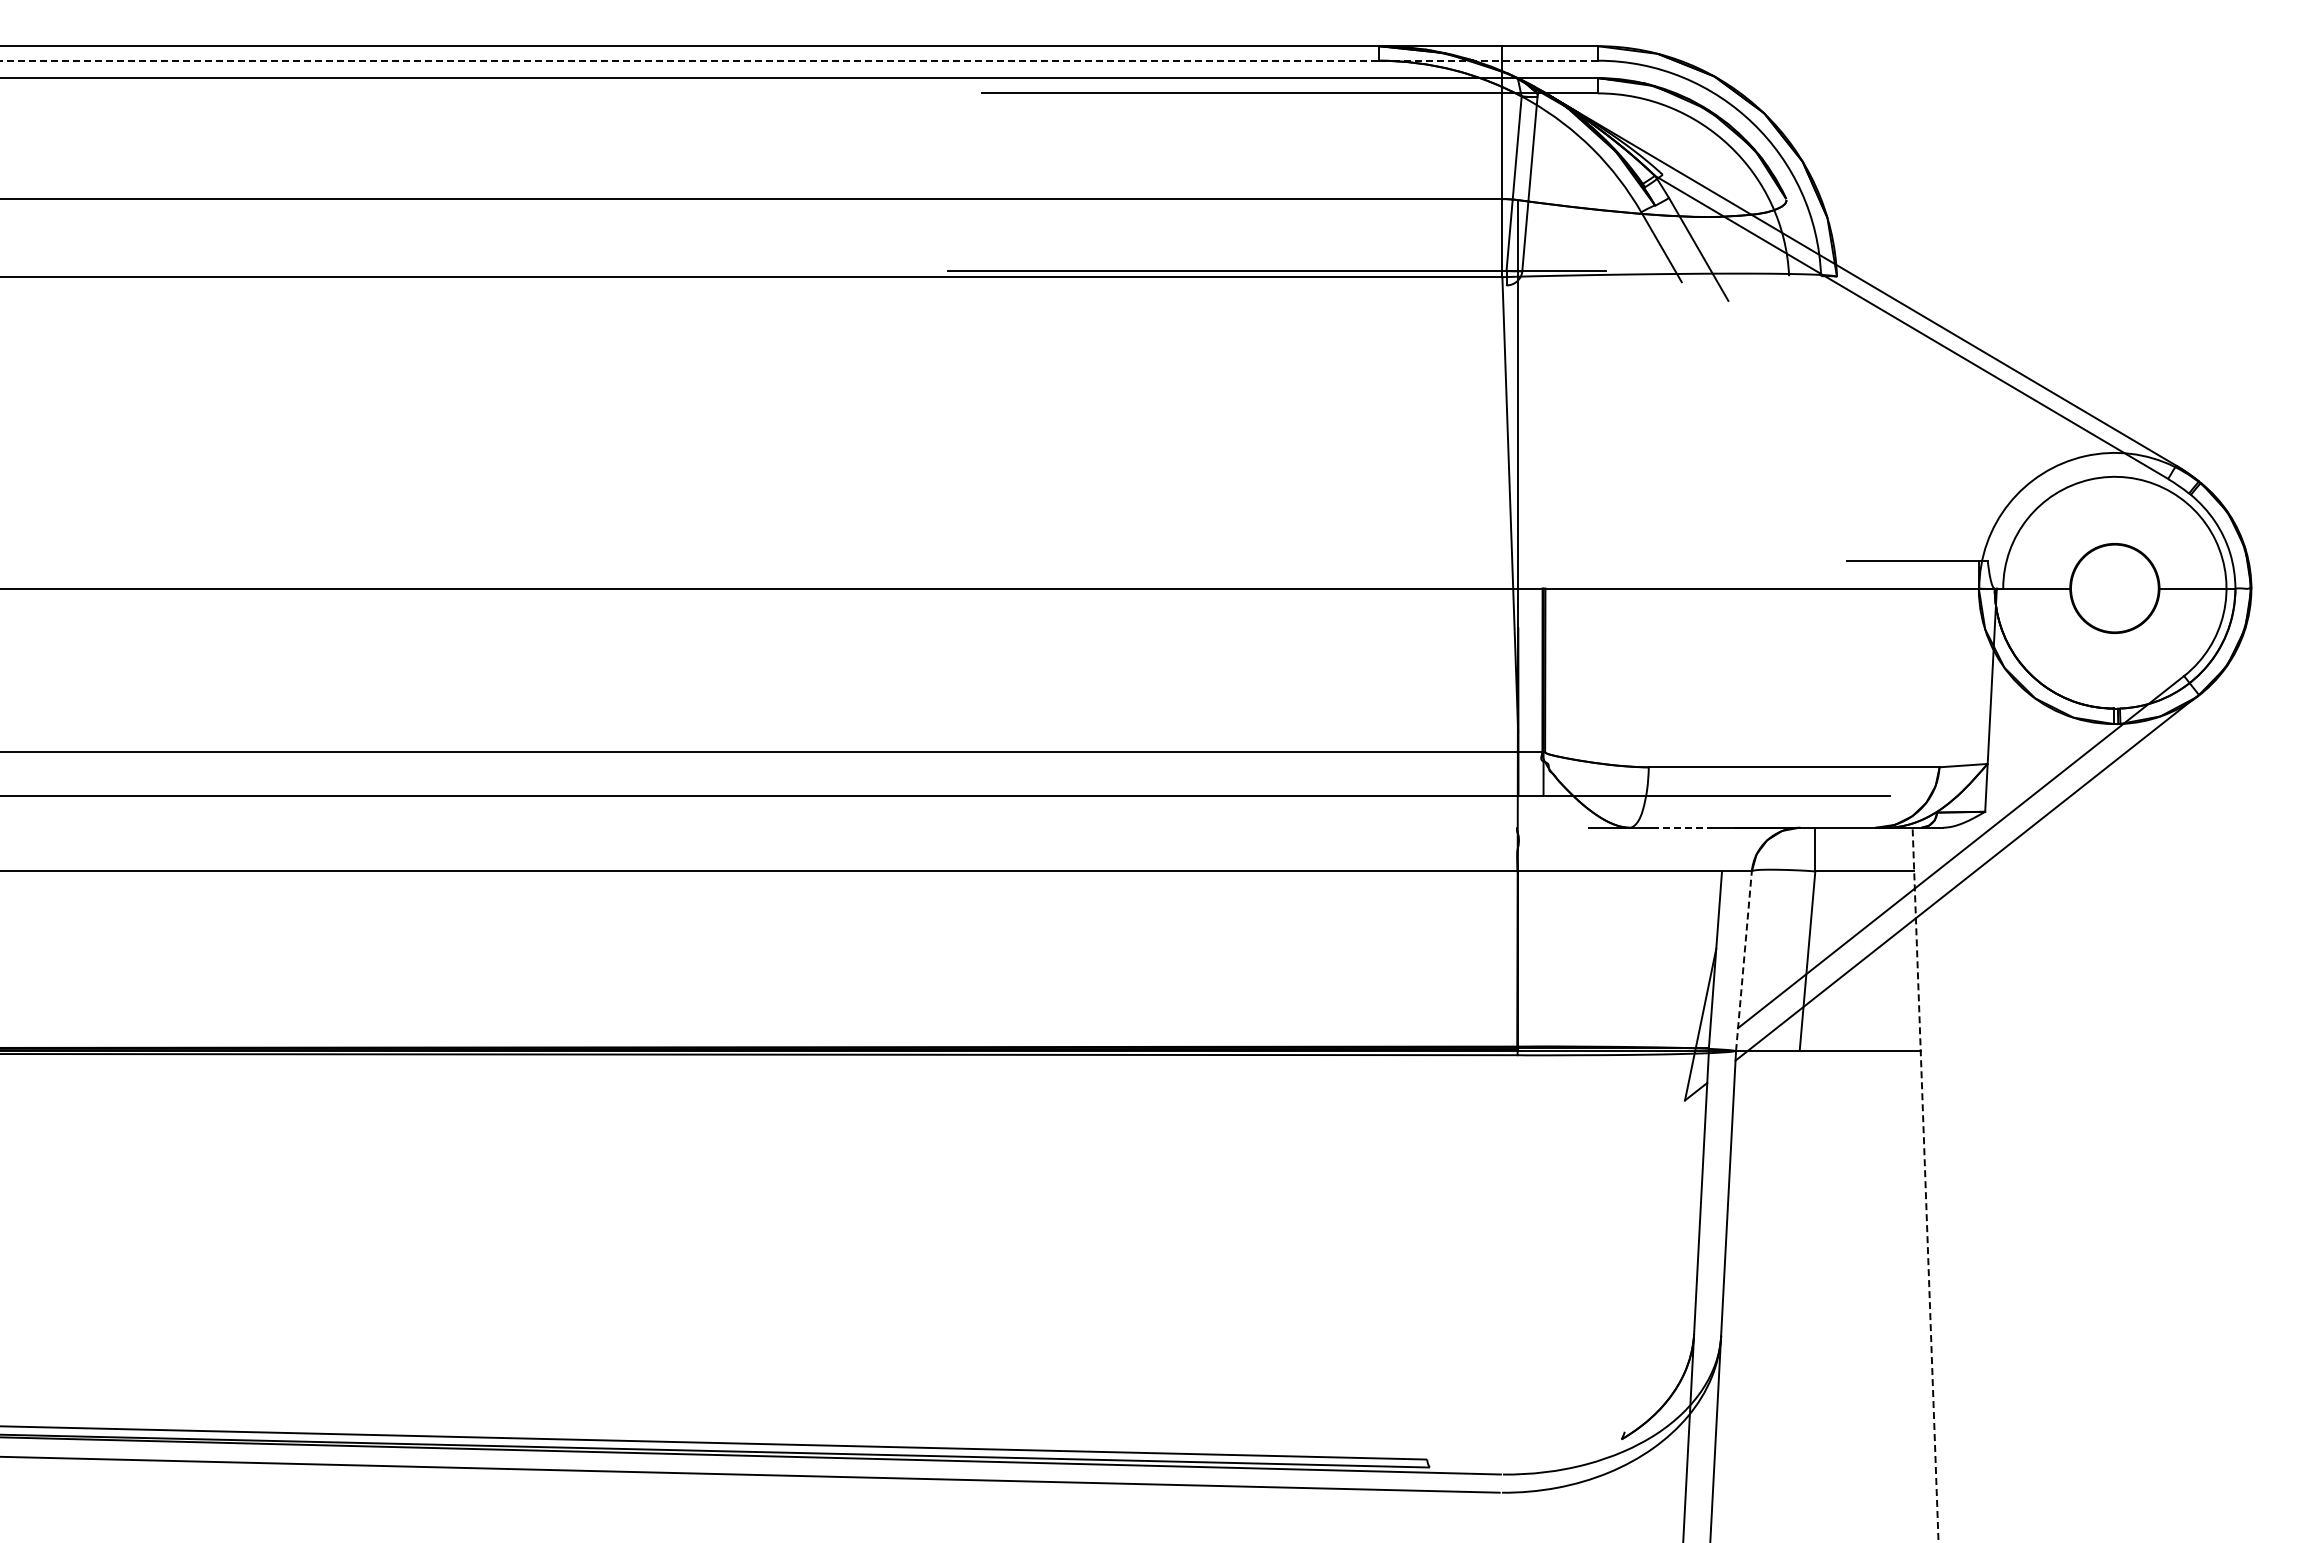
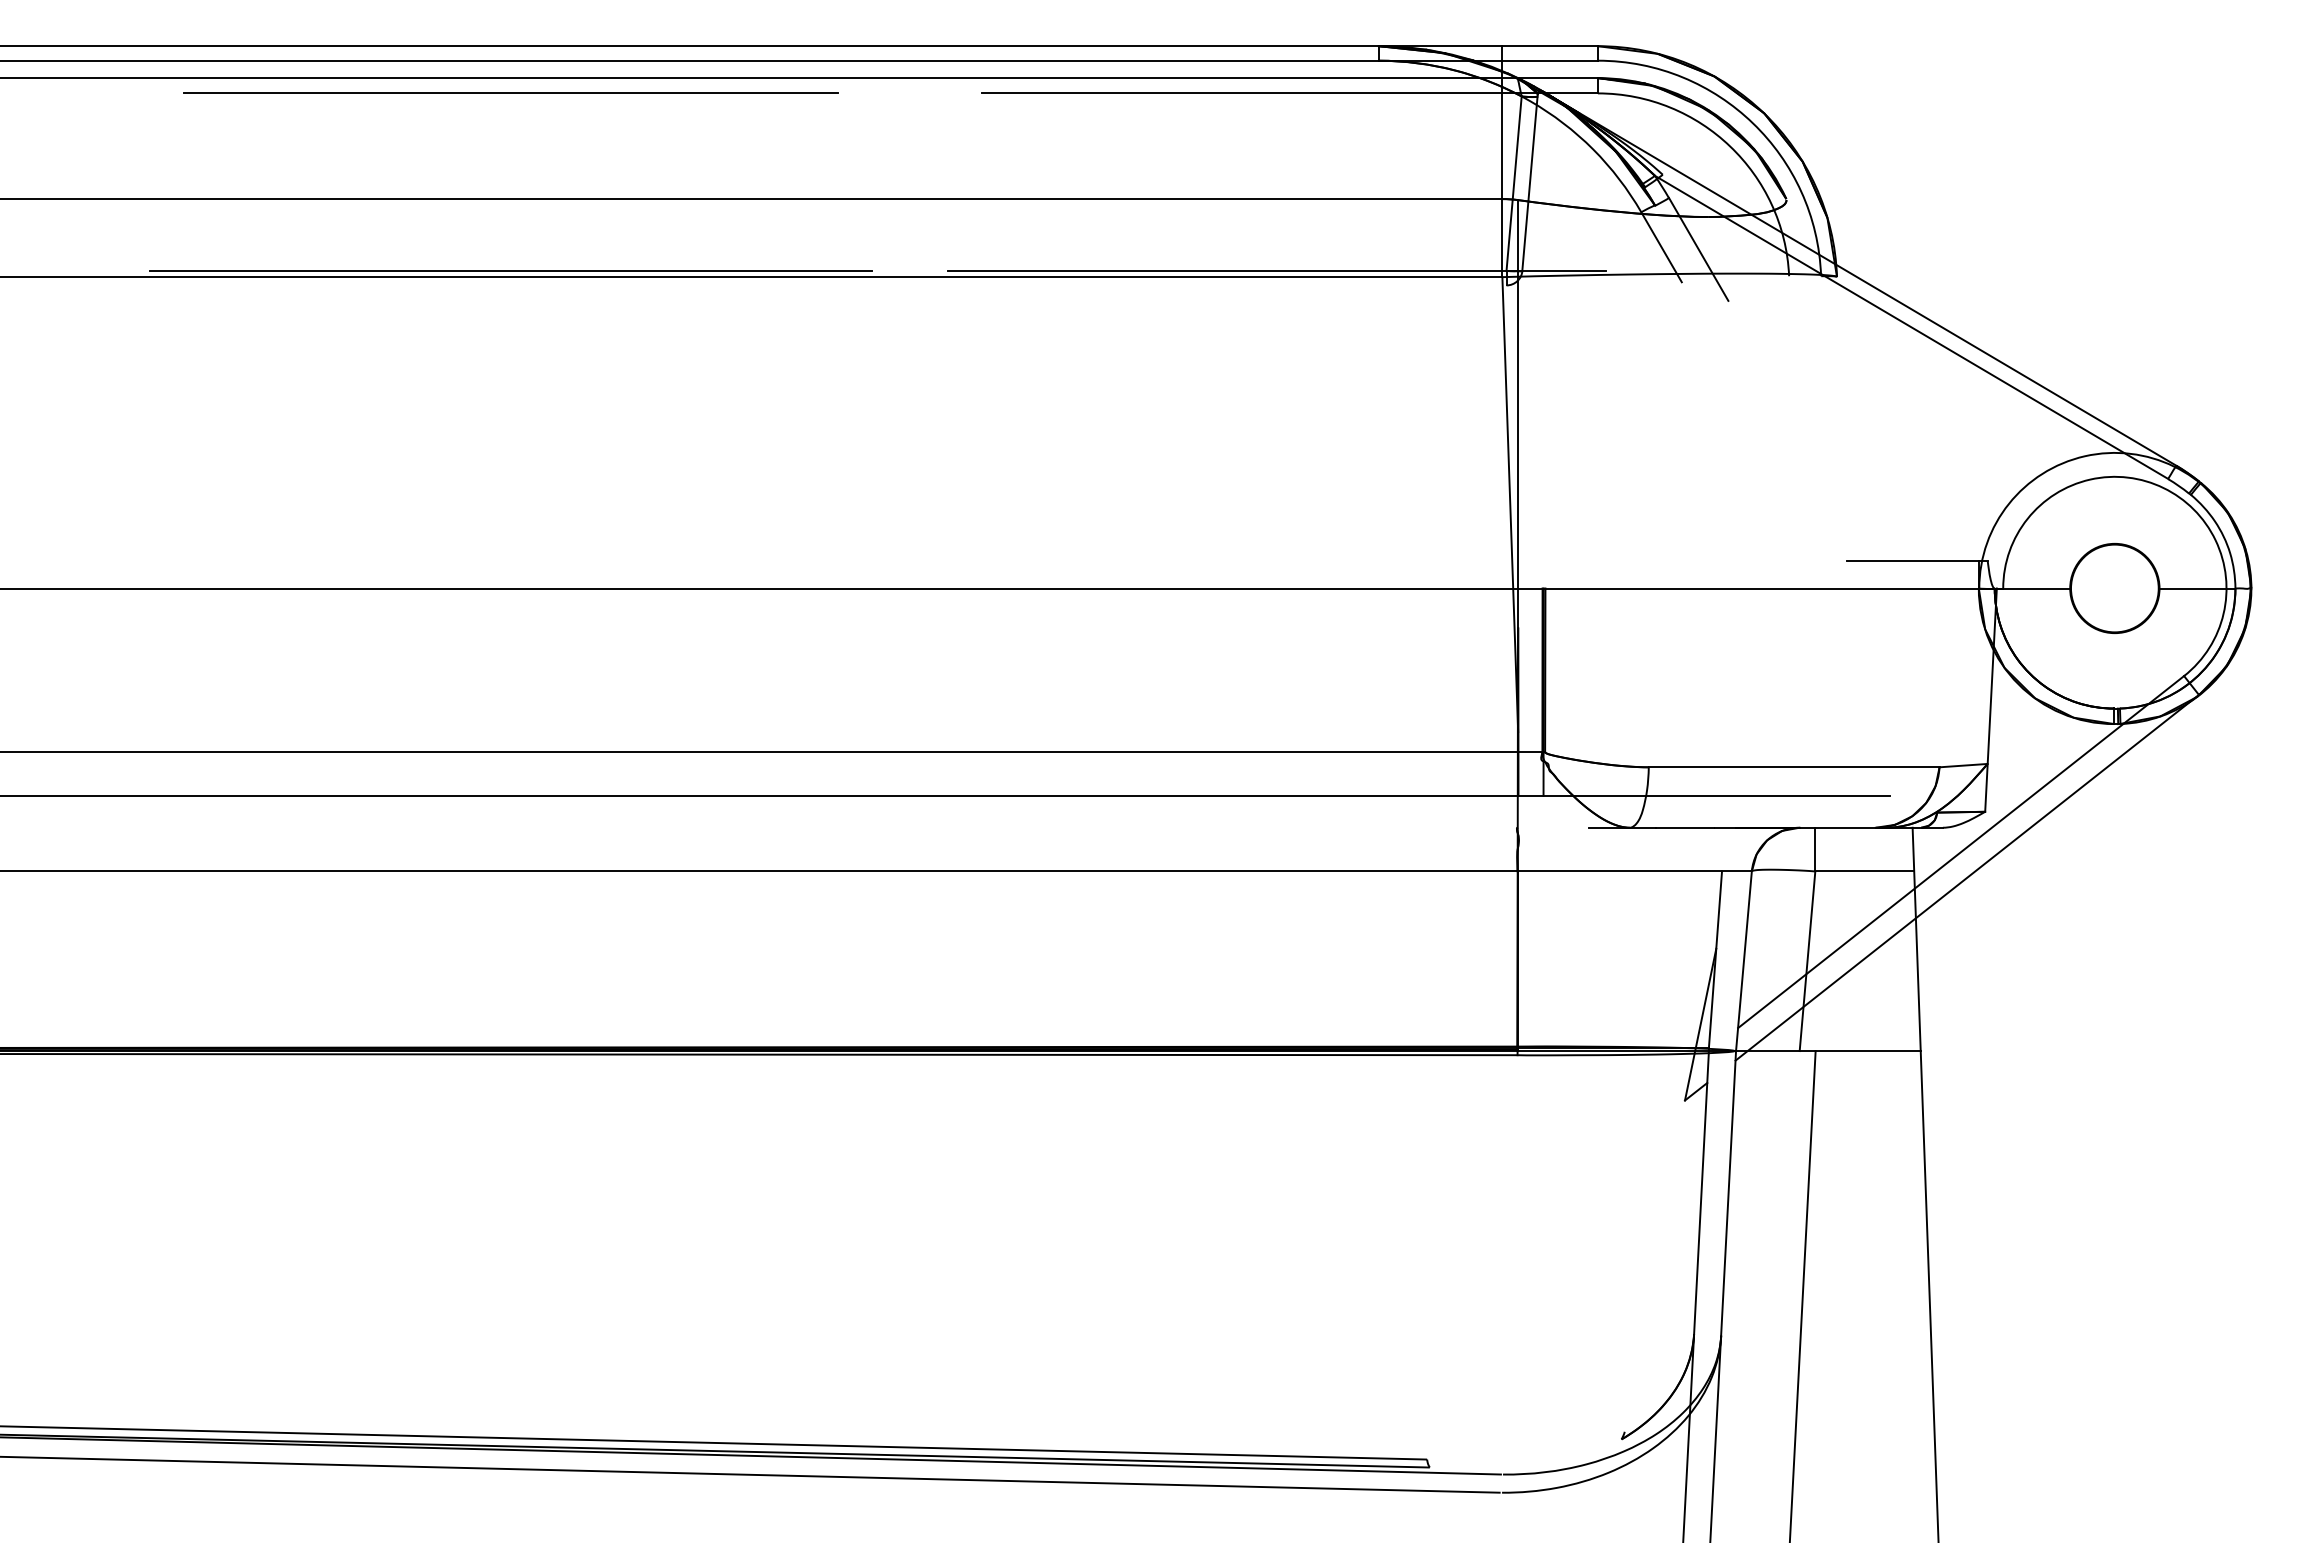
line: dashed -> solid (799, 60)
line: none -> present (510, 93)
line: none -> present (510, 271)
line: dashed -> solid (1684, 827)
line: dashed -> solid (1743, 960)
line: dashed -> solid (1925, 1184)
line: none -> present (1802, 1295)
